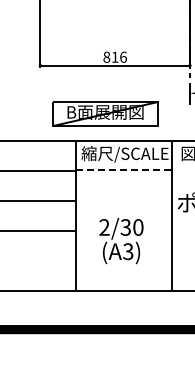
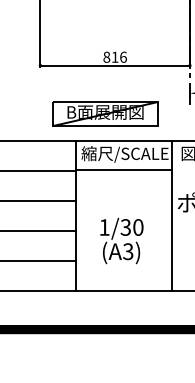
line: dashed -> solid (124, 169)
text: 2/30 -> 1/30 (104, 227)
line: none -> present (38, 260)
